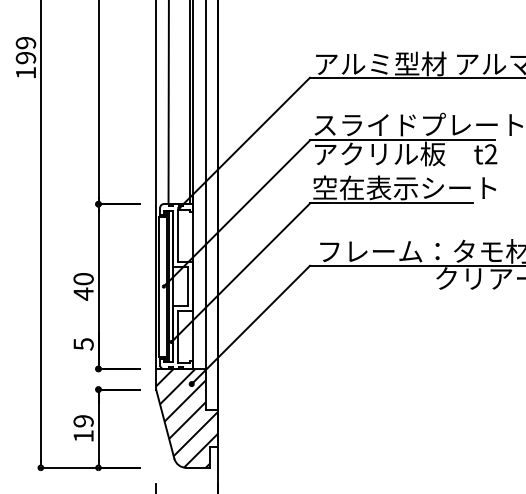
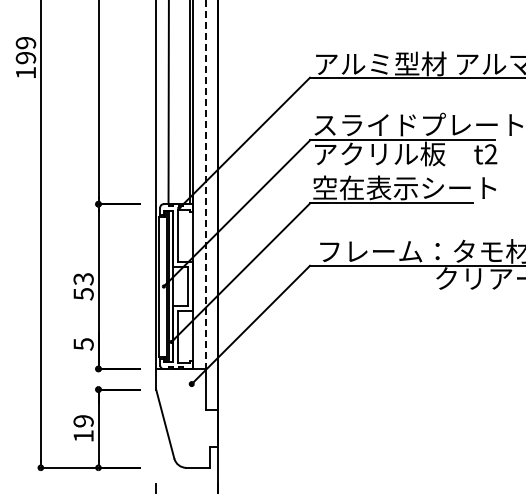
line: solid -> dashed (205, 184)
text: 40 -> 53 (83, 286)
hatch: present -> none (186, 417)
